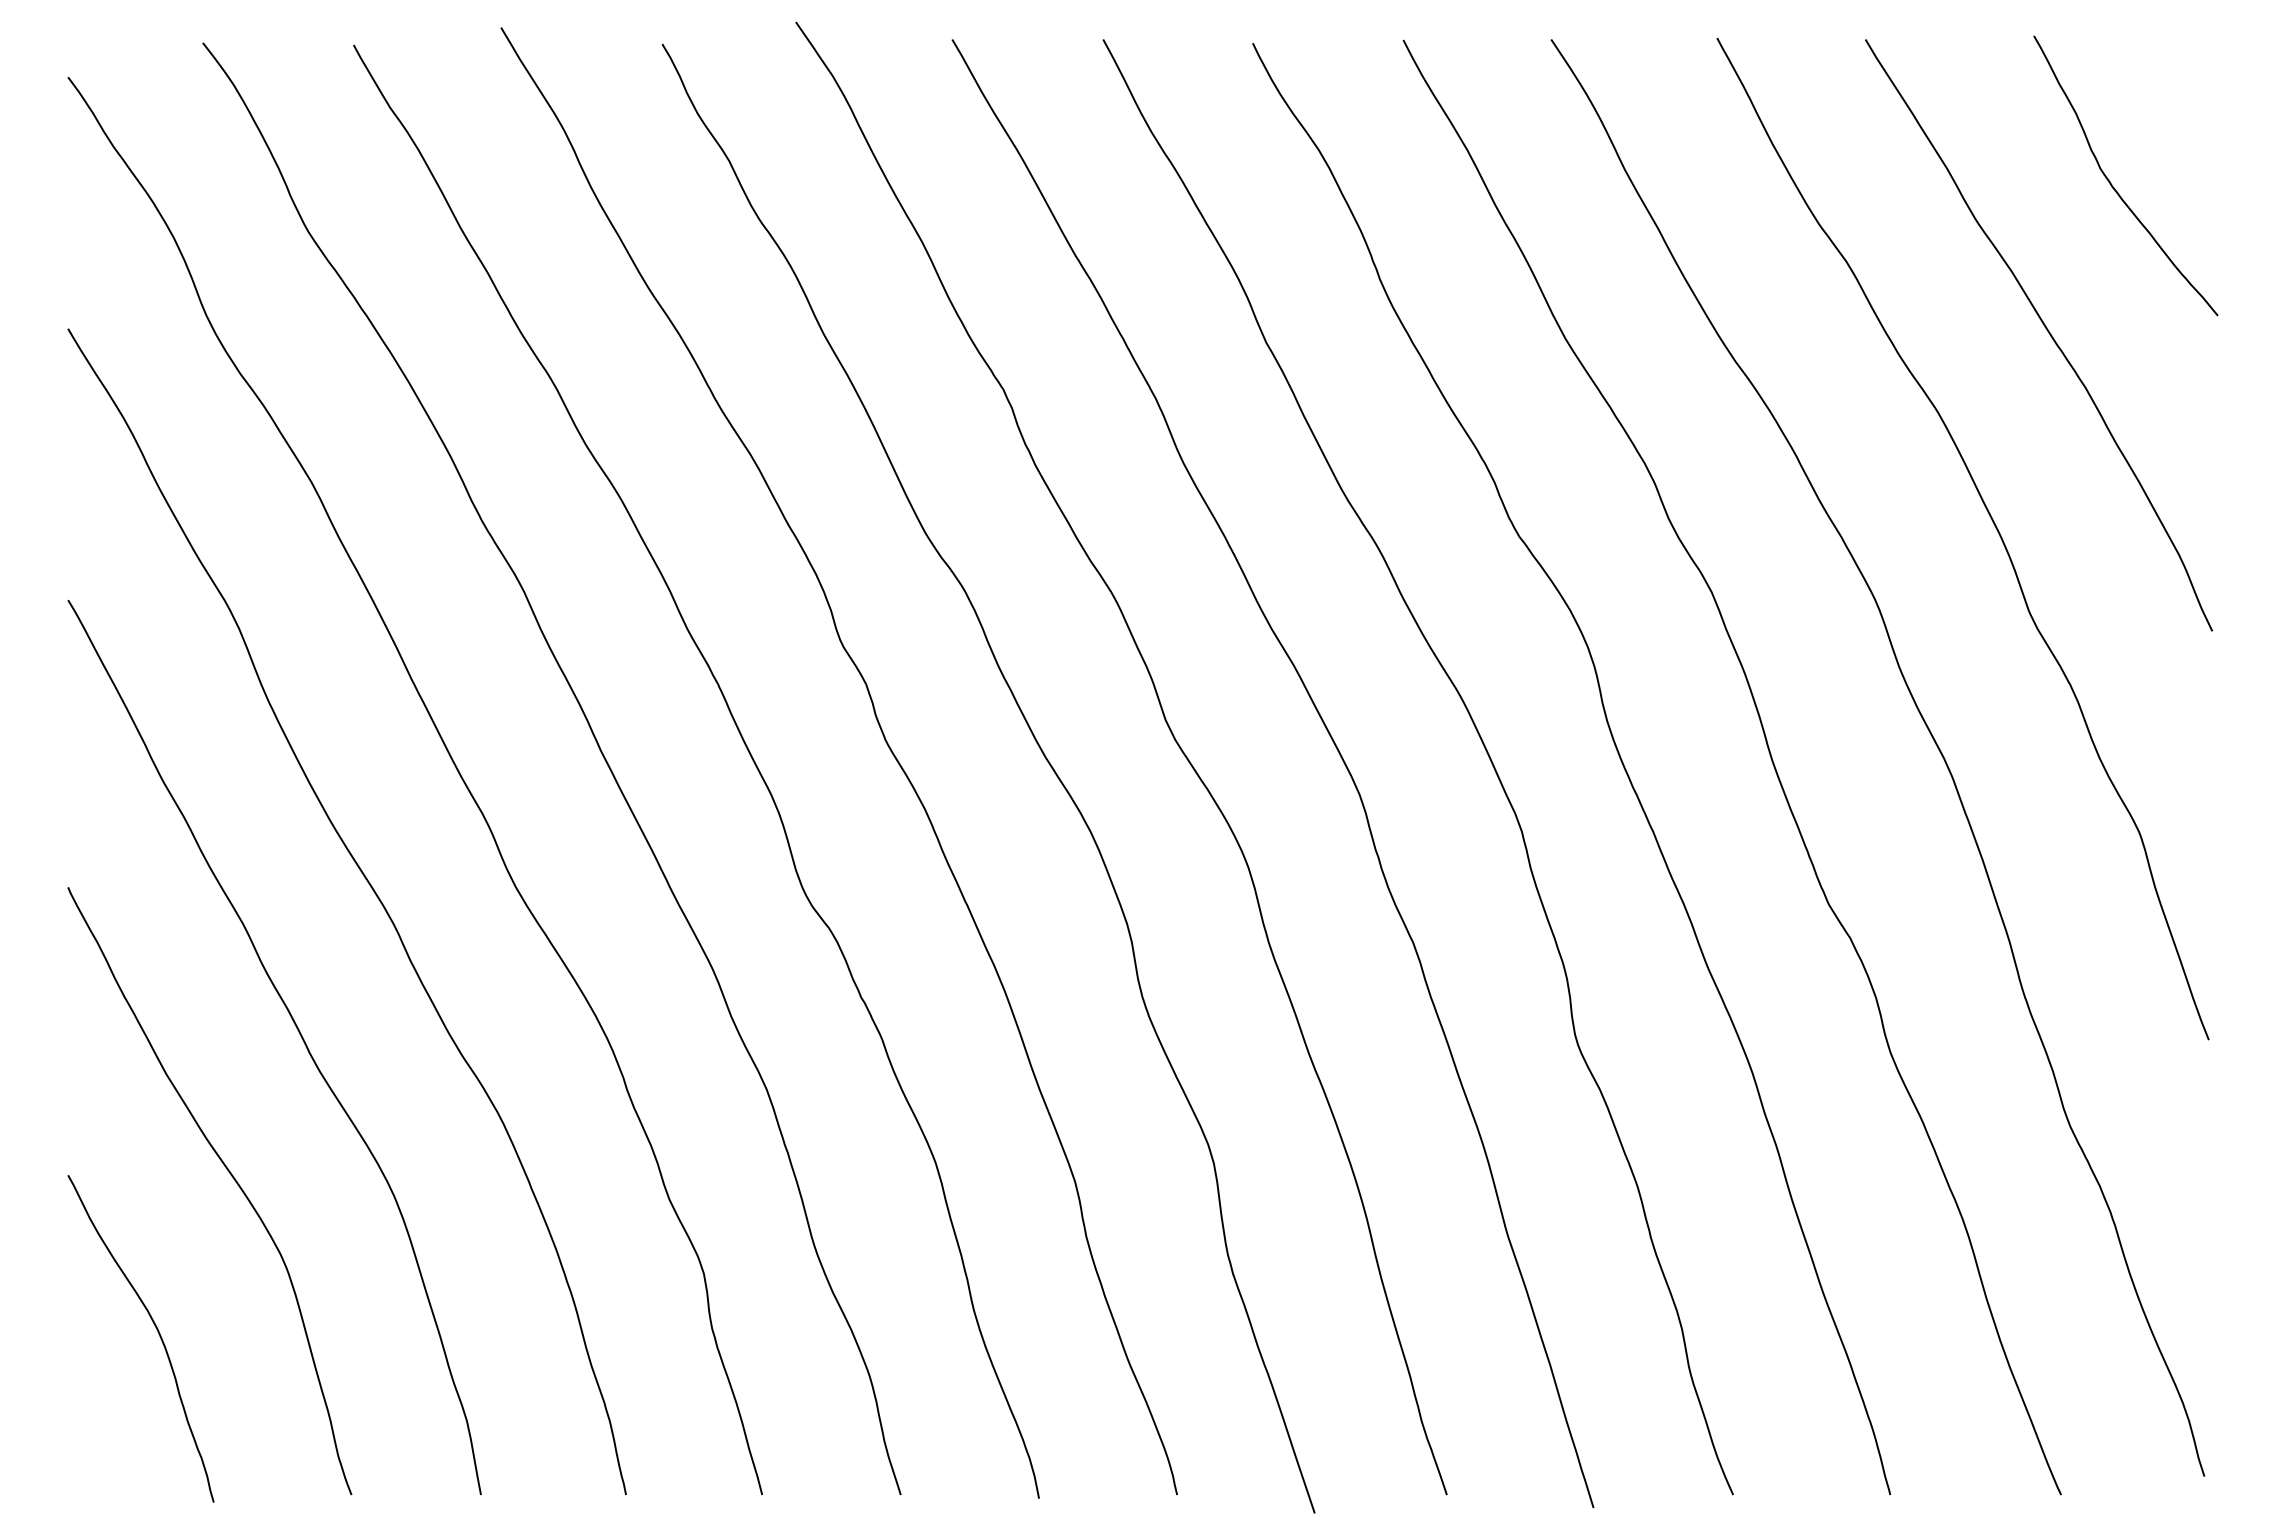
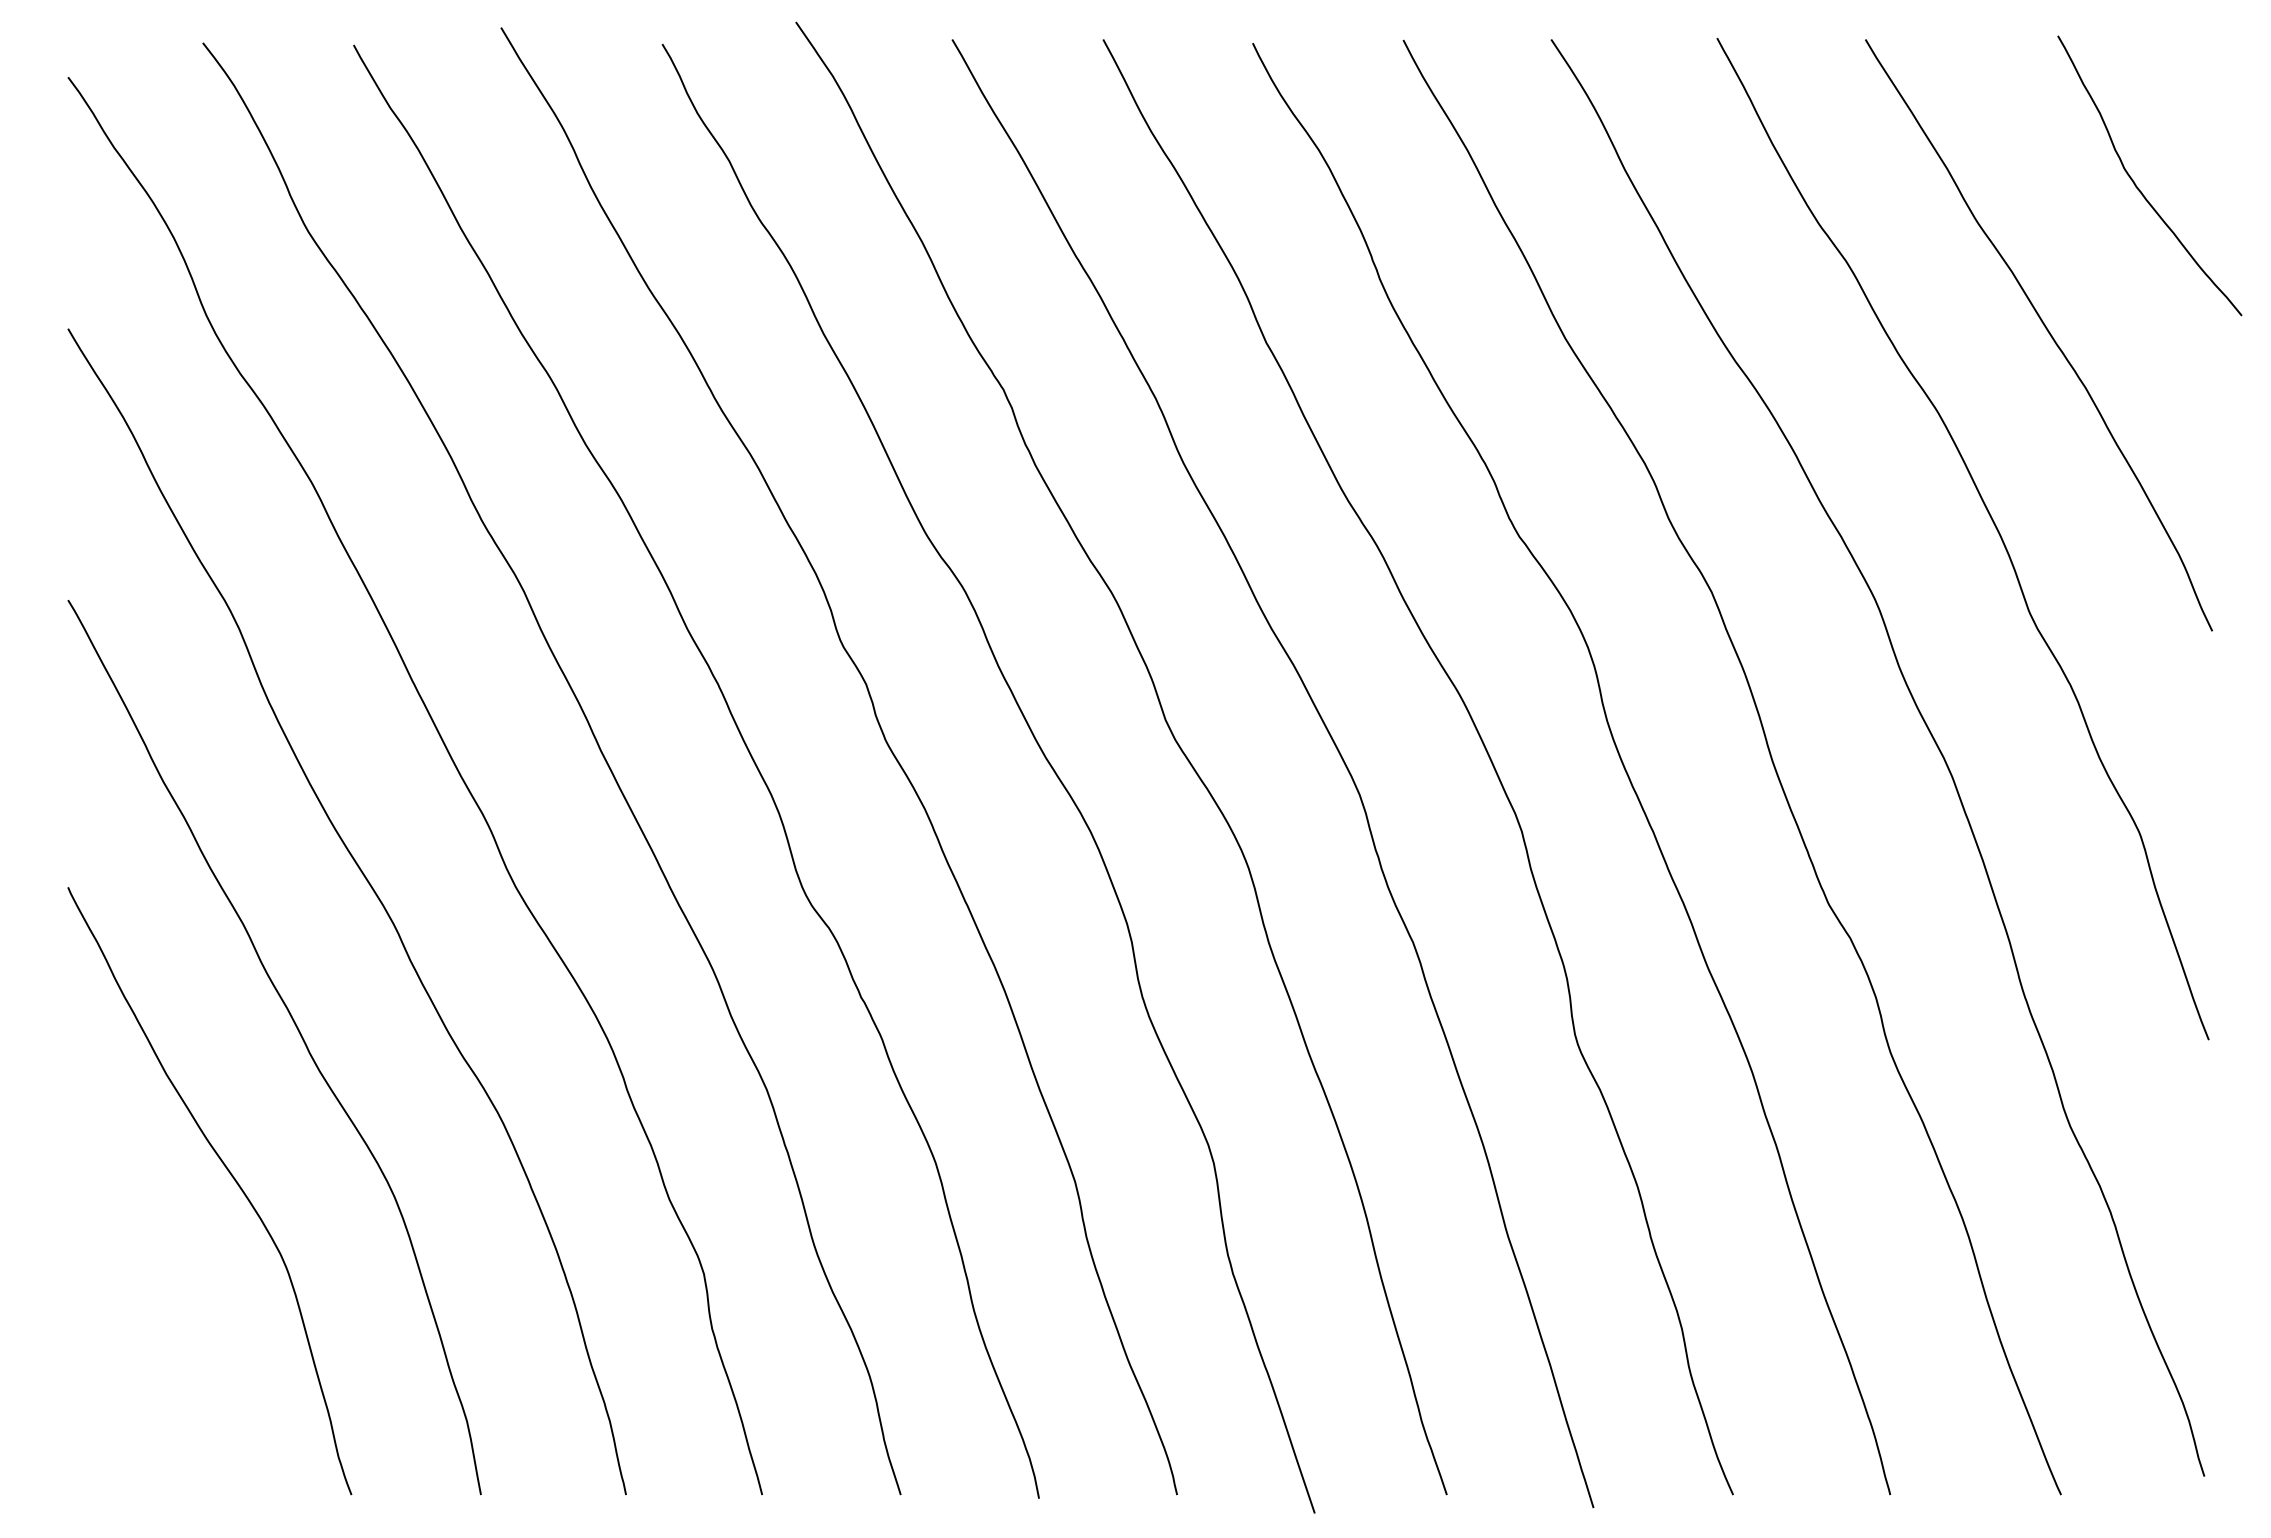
curve position: (2112, 184) -> (2136, 184) (2136, 184)
curve: present -> none (157, 1332)
